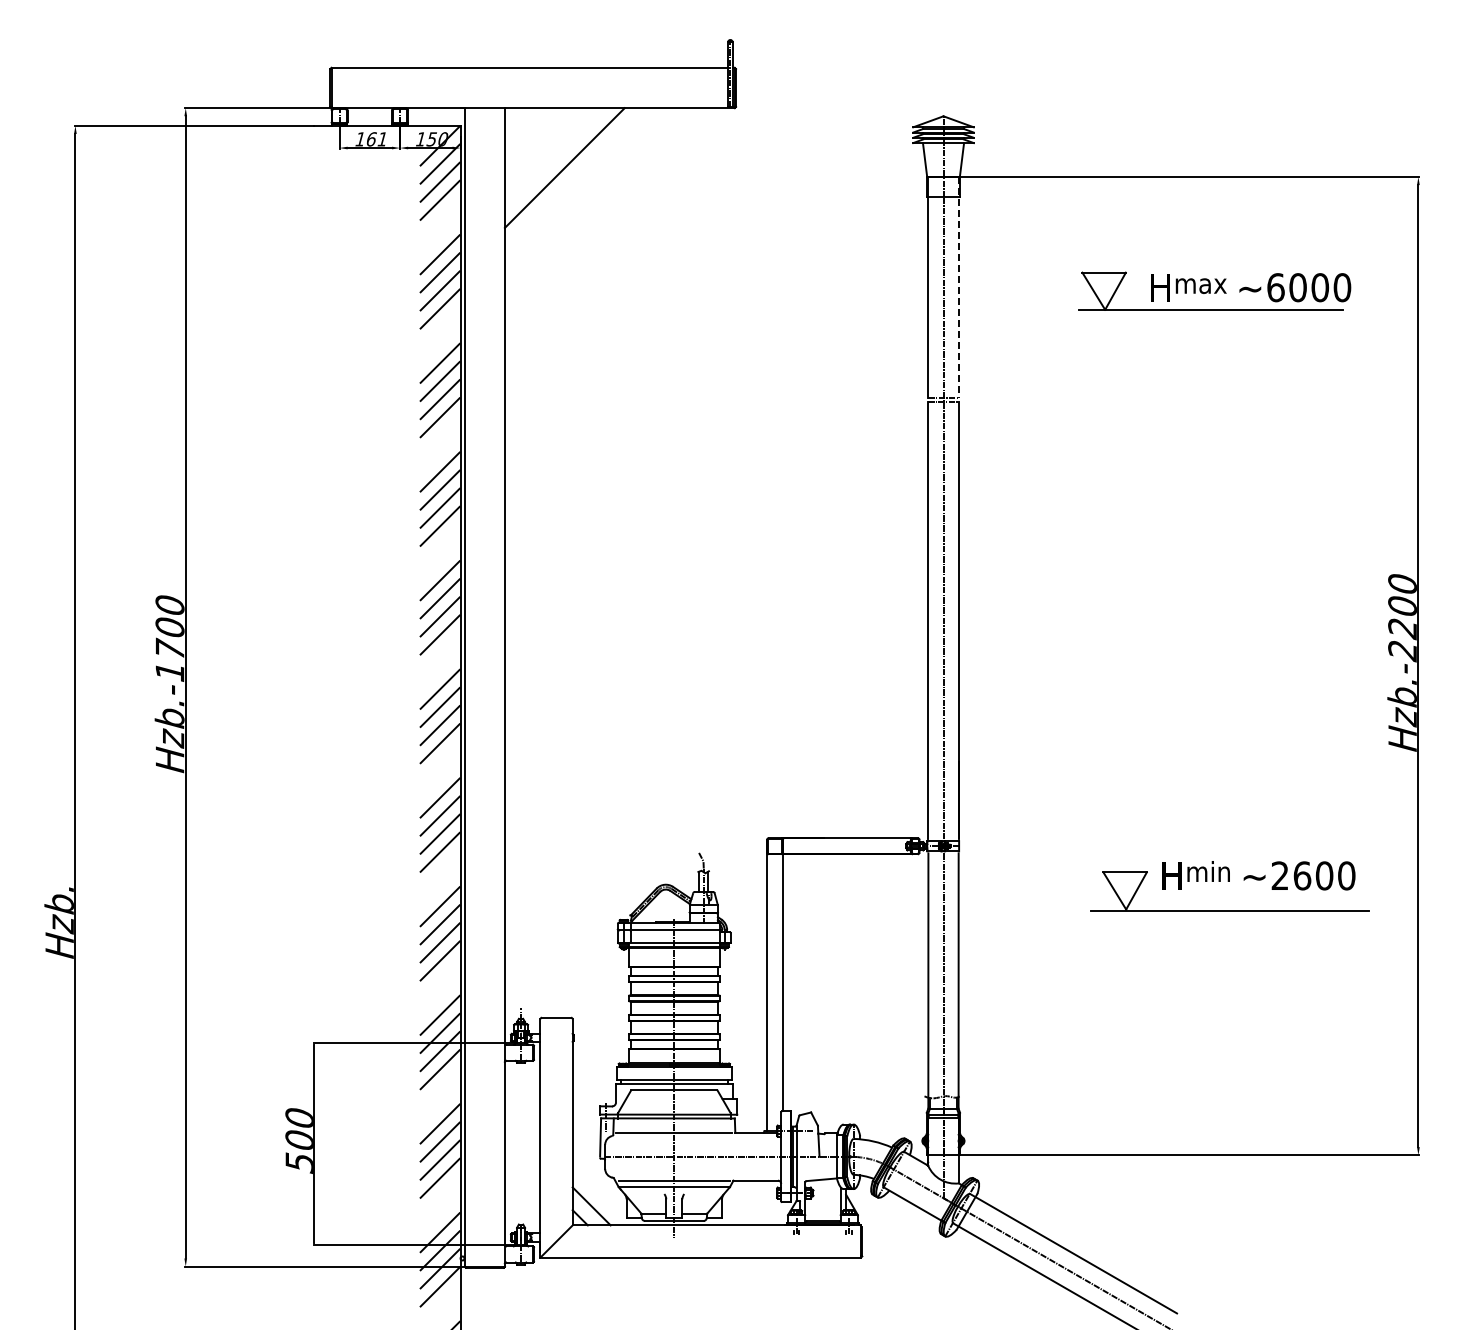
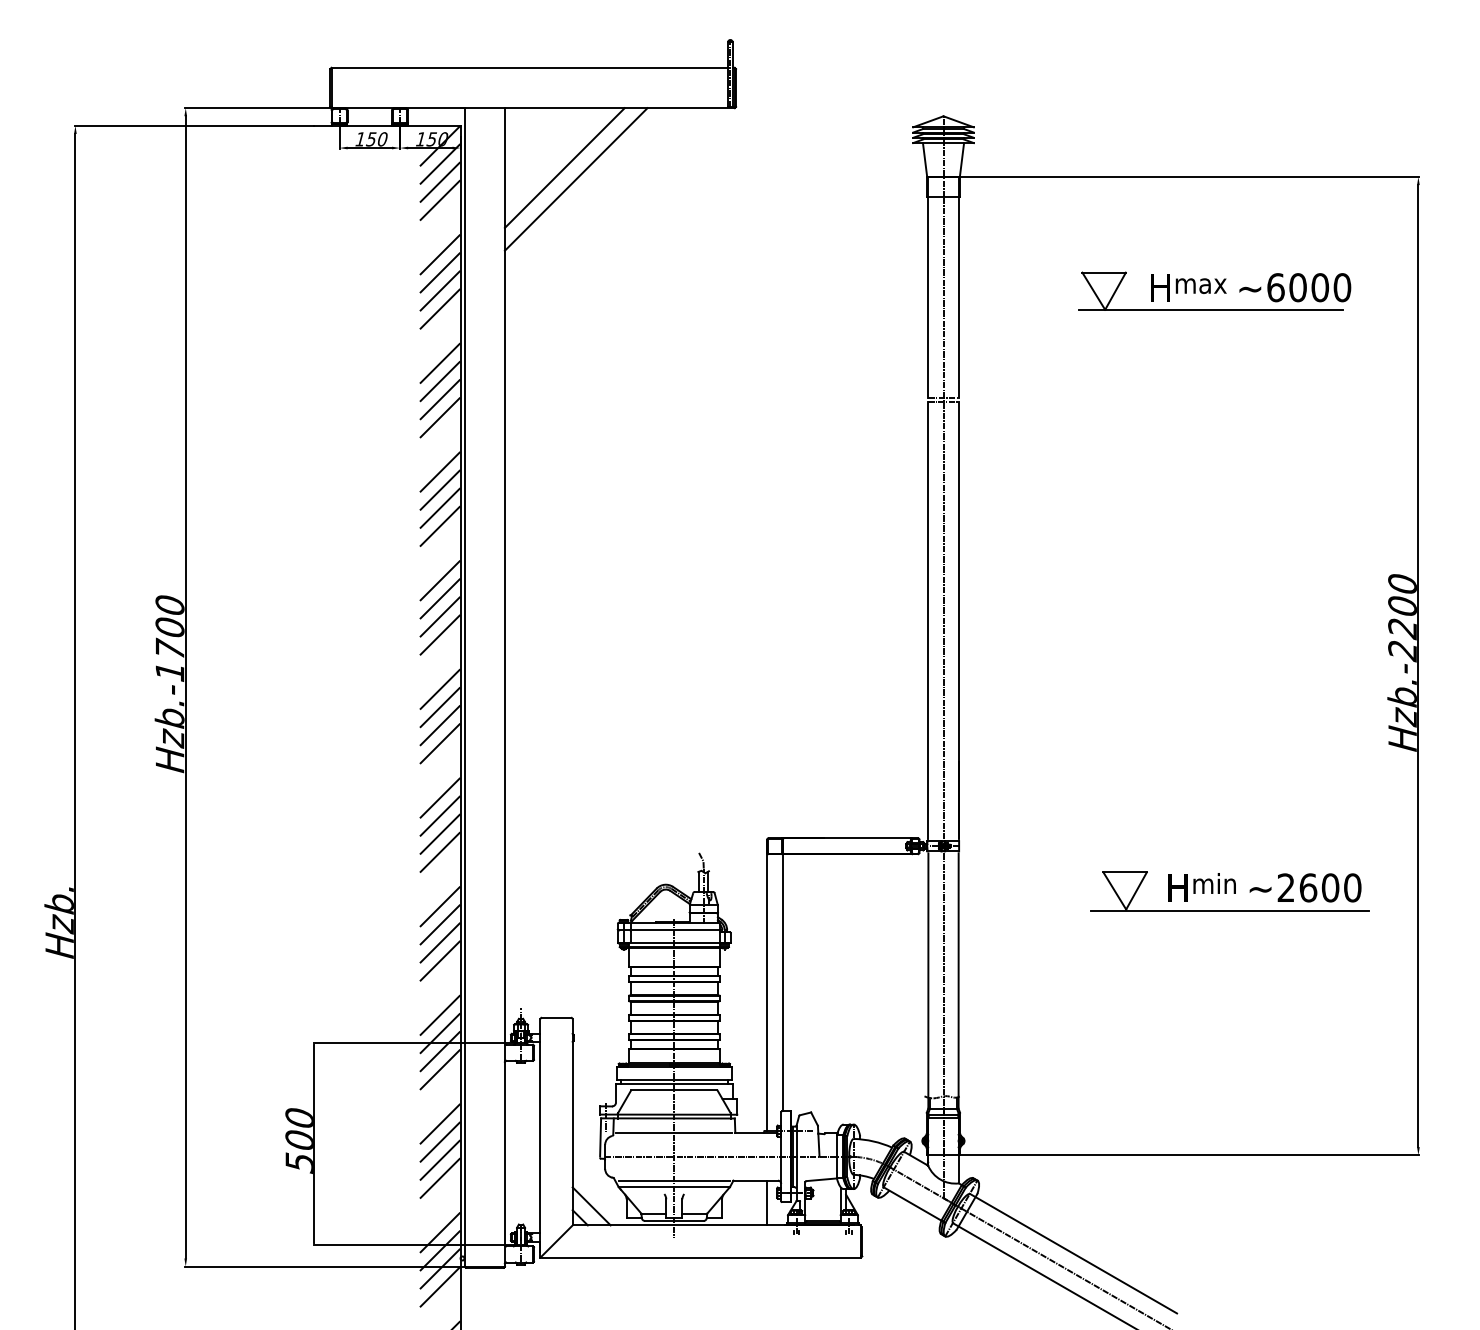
text: 161 -> 150 (376, 139)
line: none -> present (575, 179)
line: dashed -> solid (958, 288)
text position: (1258, 875) -> (1264, 887) (1264, 887)
line: none -> present (767, 1202)
